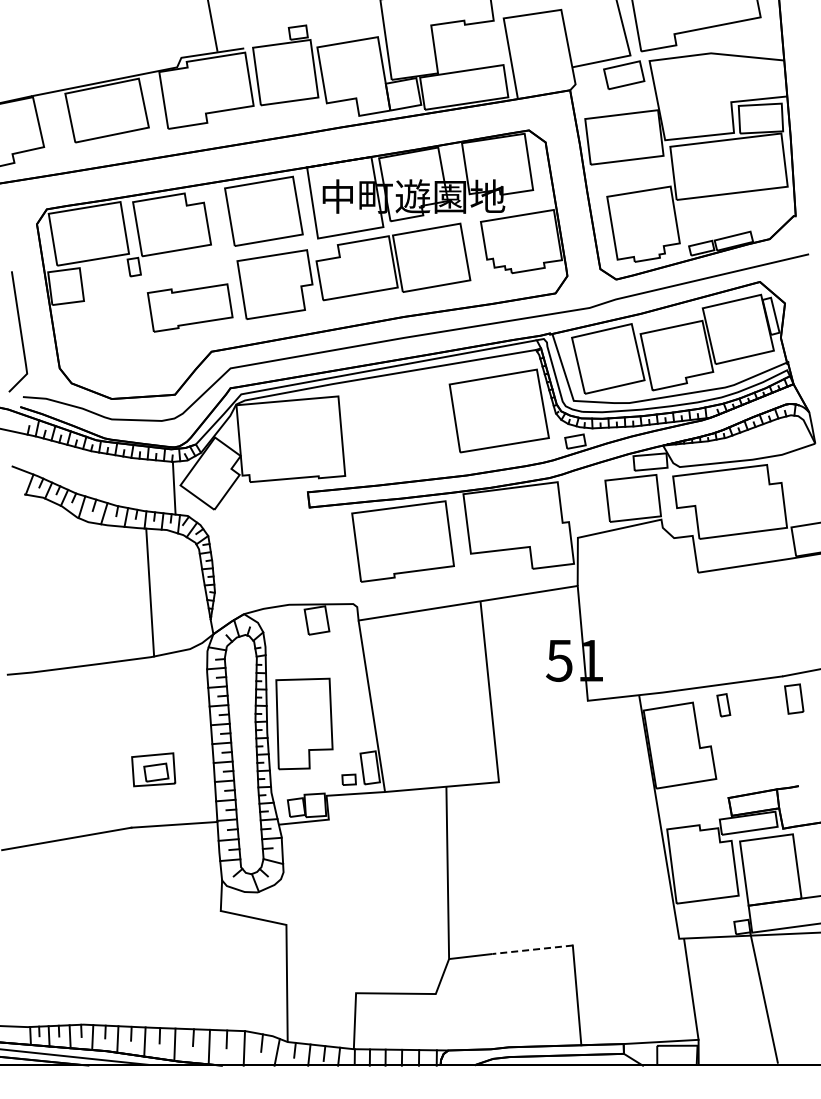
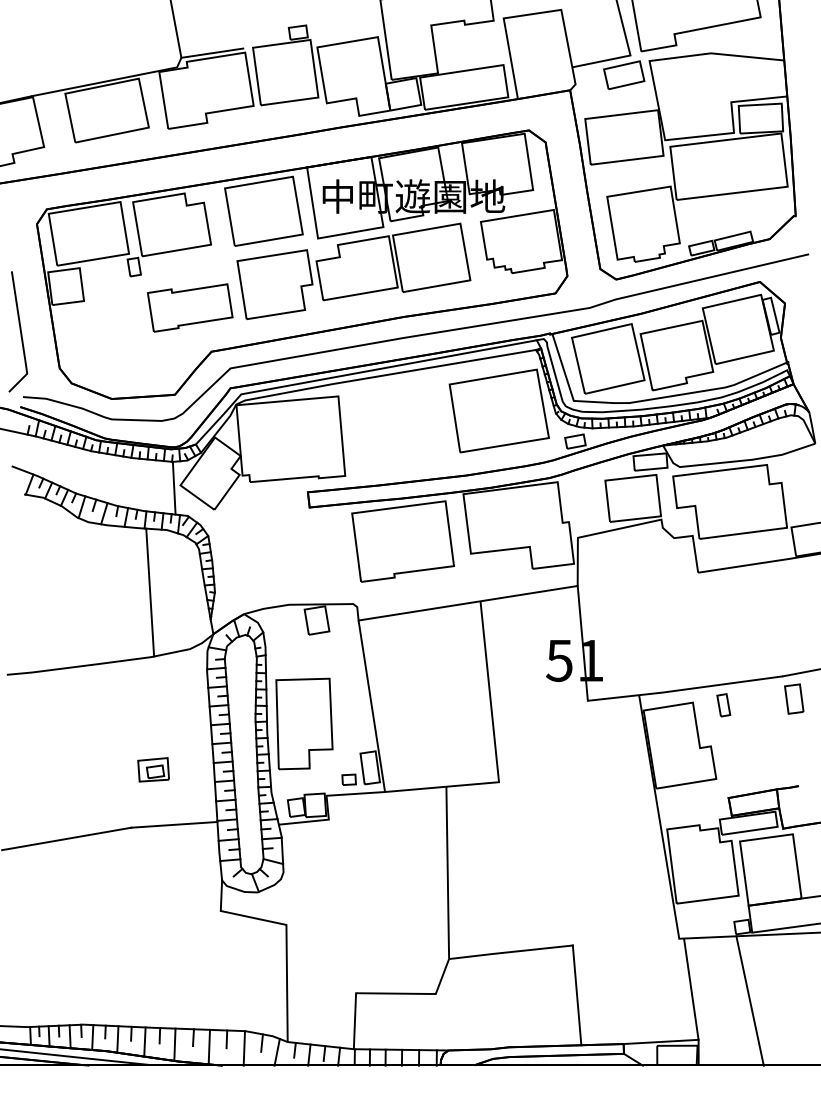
line position: (212, 26) -> (176, 29) (176, 29)
part size: 46x36 px -> 33x26 px (153, 769)
line: dashed -> solid (532, 949)
line position: (763, 997) -> (749, 1000) (749, 1000)
